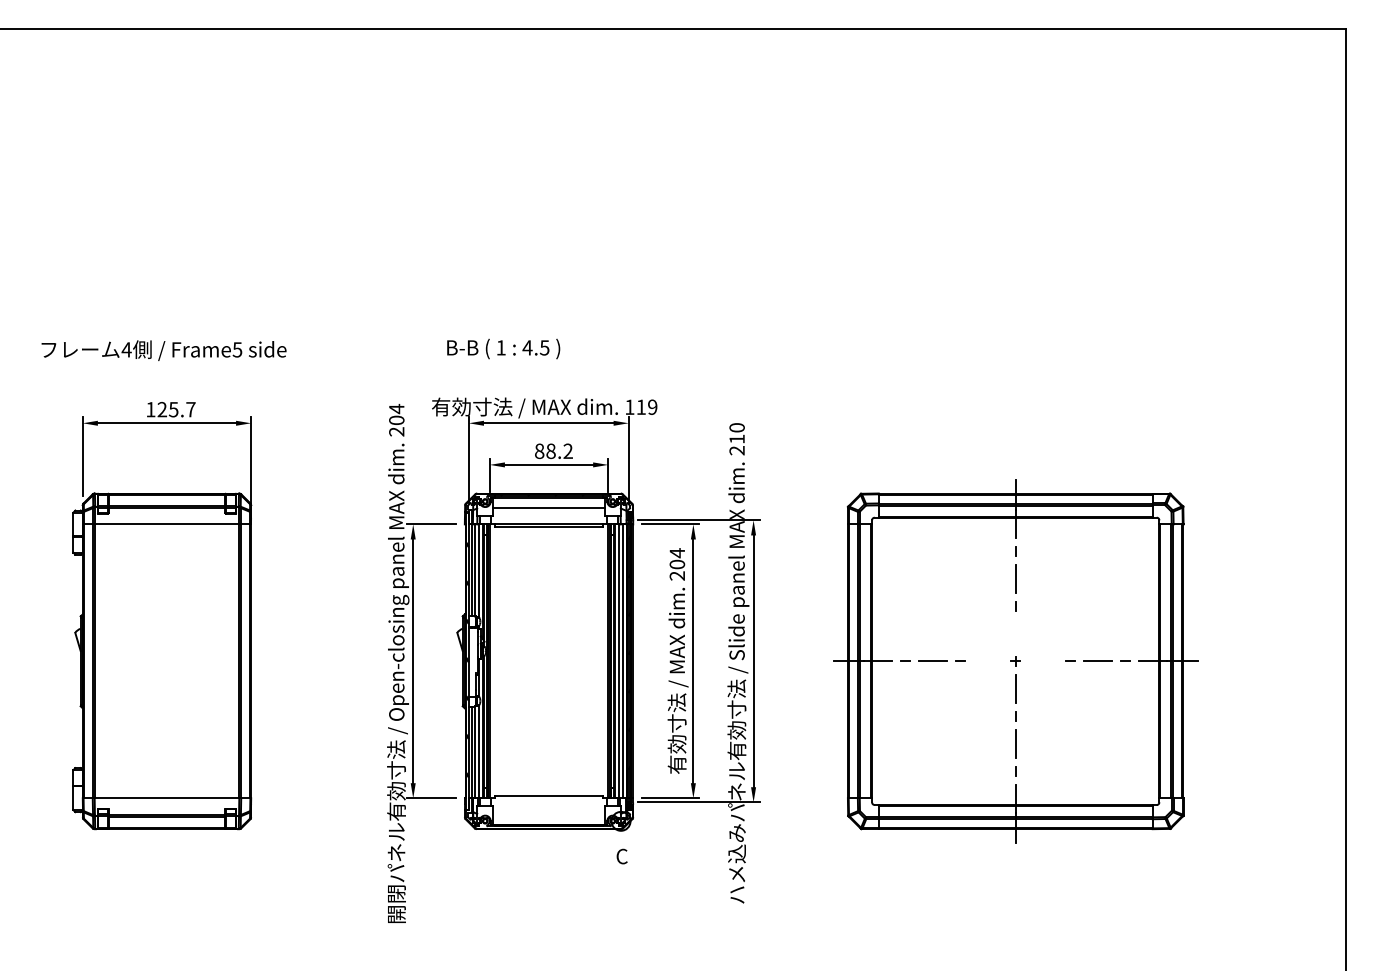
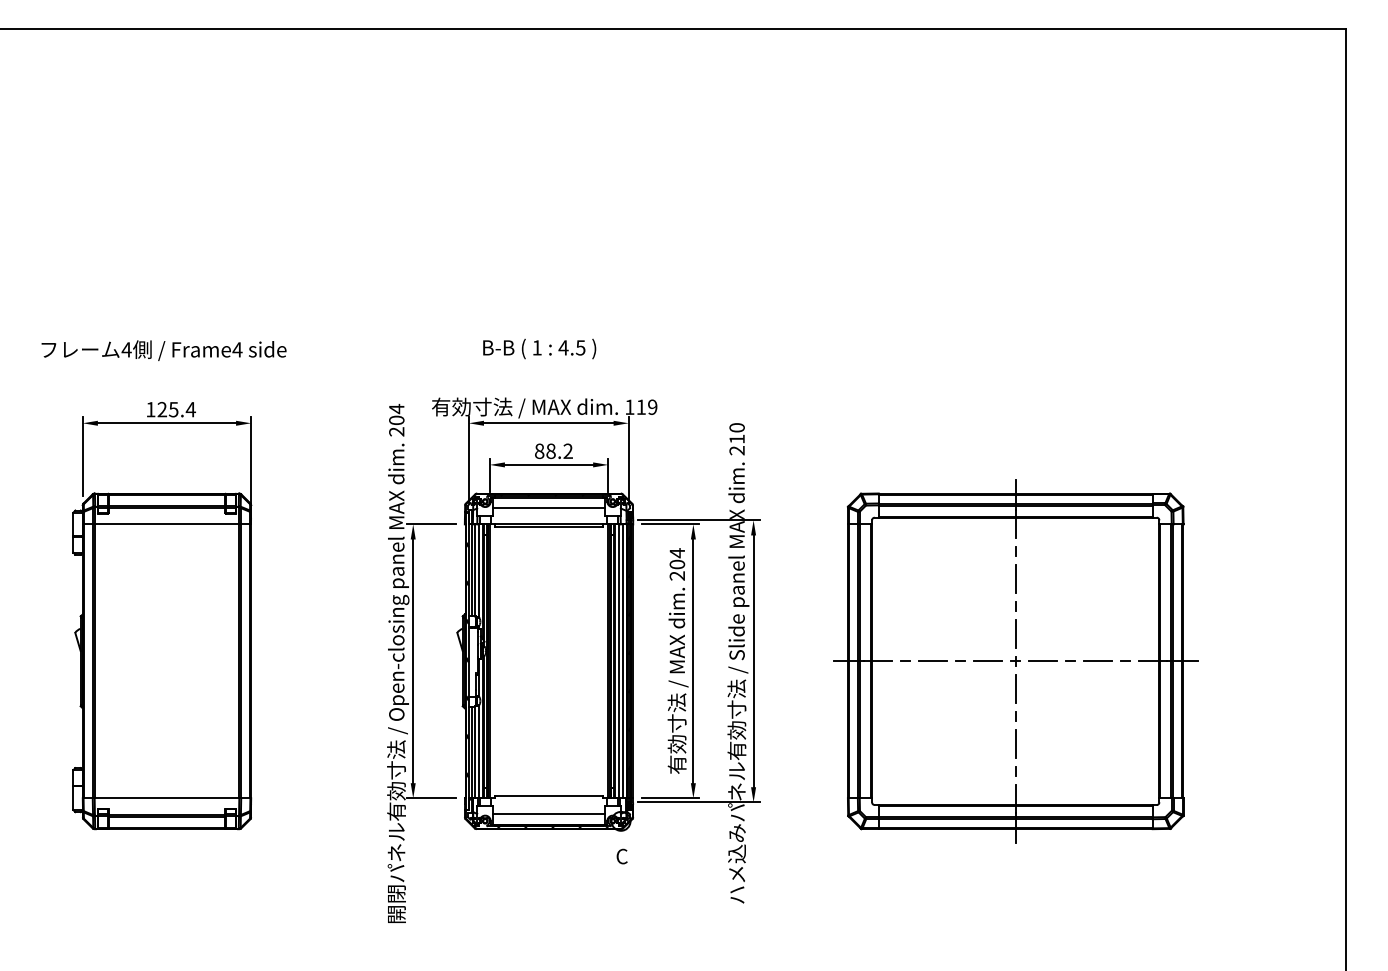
text position: (503, 348) -> (539, 348) (539, 348)
text: Frame5 -> Frame4 (237, 349)
text: 125.7 -> 125.4 (190, 409)
line: none -> present (1015, 633)
line: none -> present (988, 661)
line: none -> present (1043, 661)
hatch: none -> present (548, 813)
line: none -> present (548, 814)
